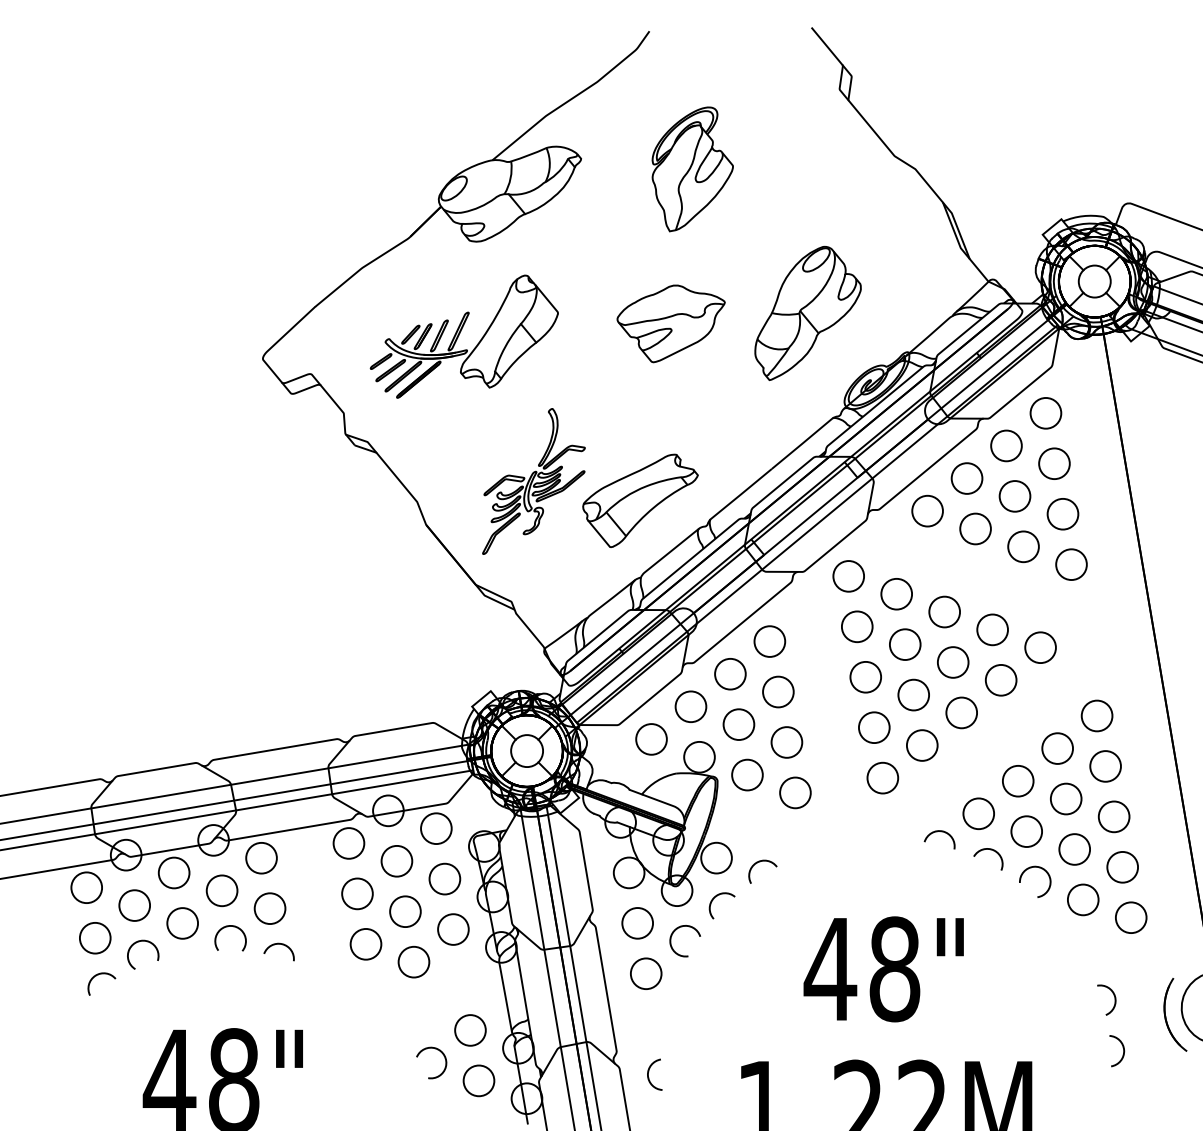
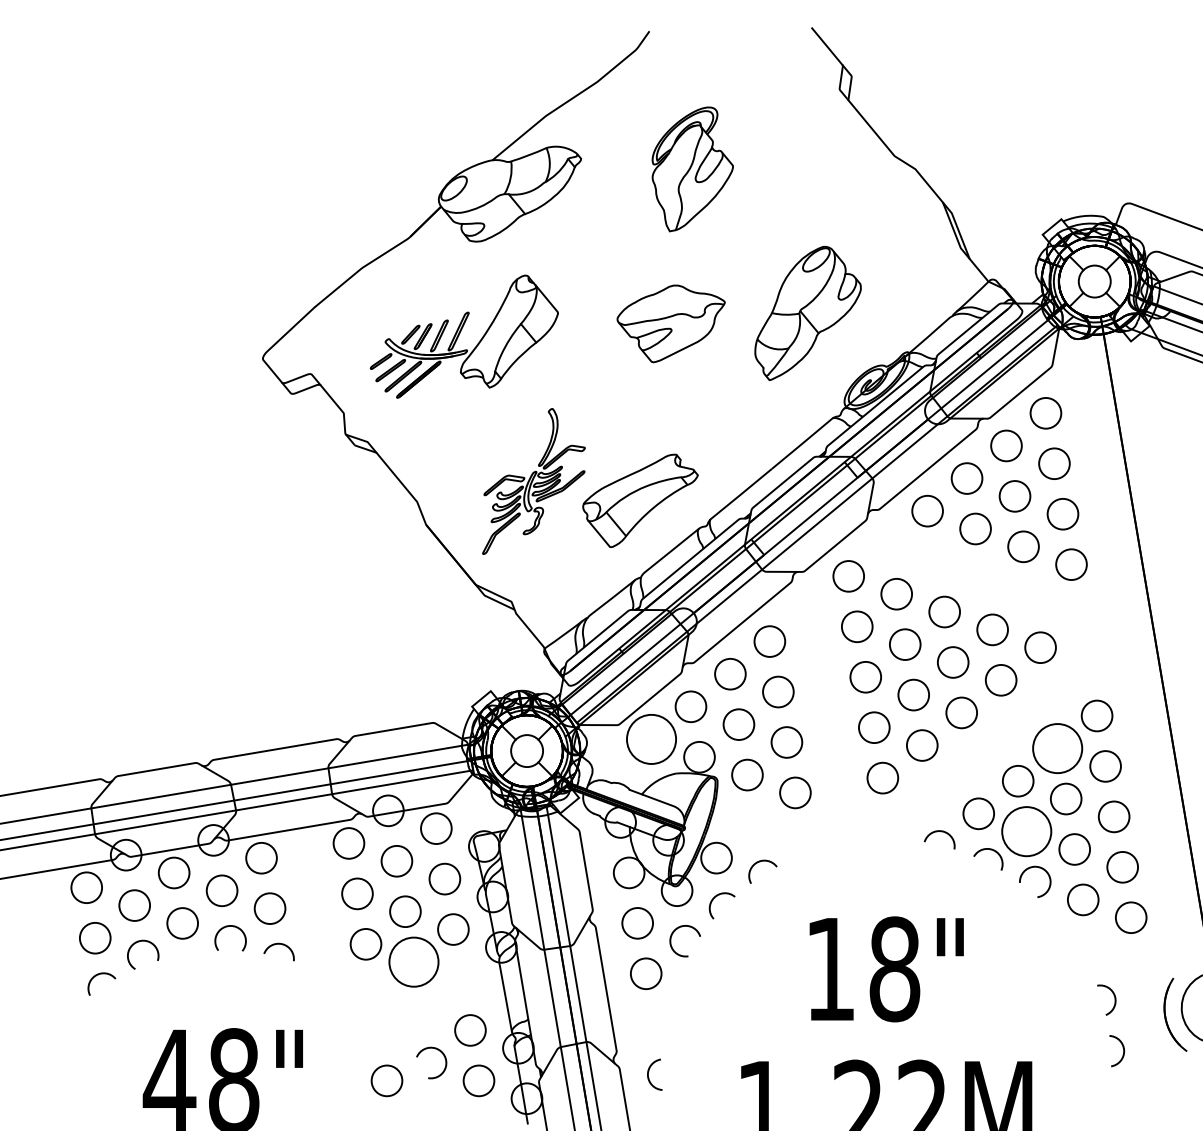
circle diameter: 31 px -> 49 px (651, 738)
circle diameter: 31 px -> 49 px (1057, 748)
circle diameter: 31 px -> 49 px (1026, 831)
circle diameter: 31 px -> 49 px (413, 961)
text: 48" -> 18" (830, 969)
circle: none -> present (386, 1080)
